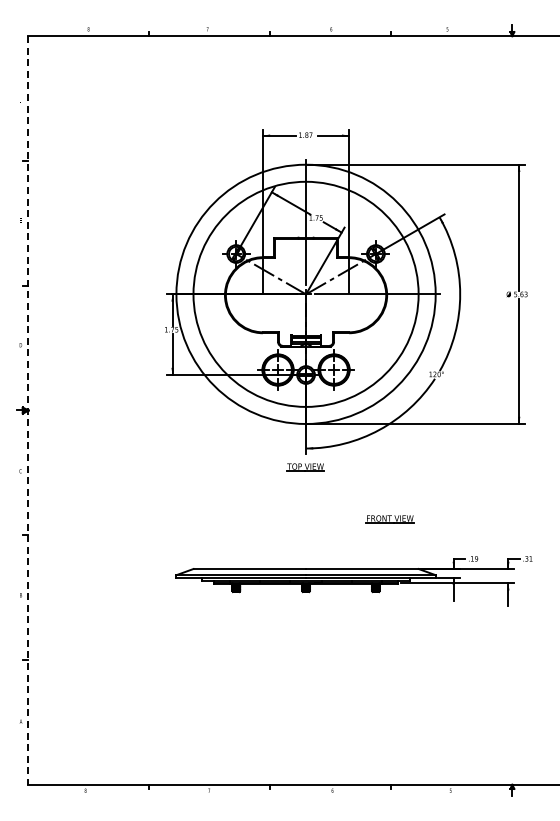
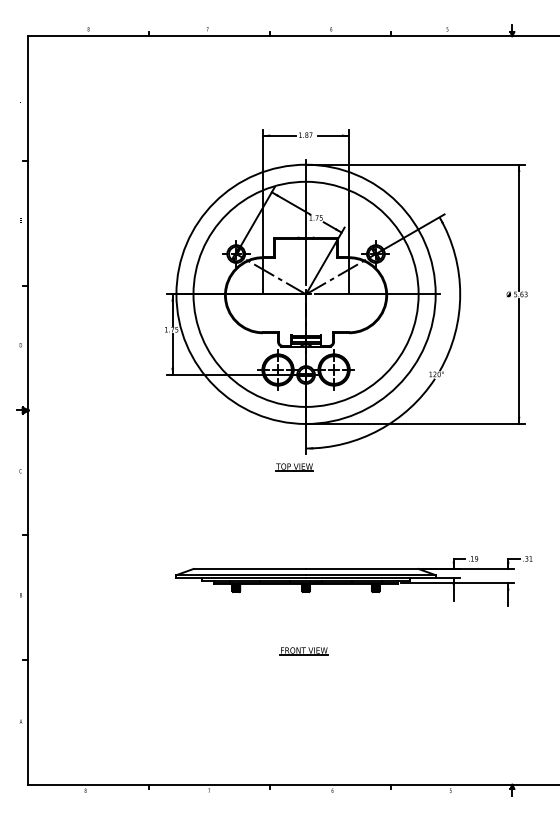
line: dashed -> solid (28, 411)
part position: (305, 467) -> (294, 467) (294, 467)
part position: (389, 519) -> (303, 651) (303, 651)
